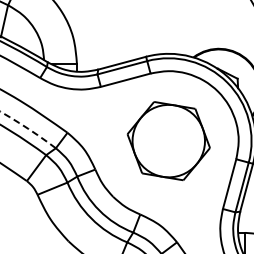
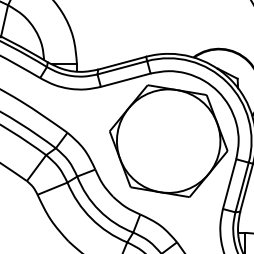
arc: dashed -> solid (28, 129)
part size: 85x81 px -> 120x114 px (168, 140)
